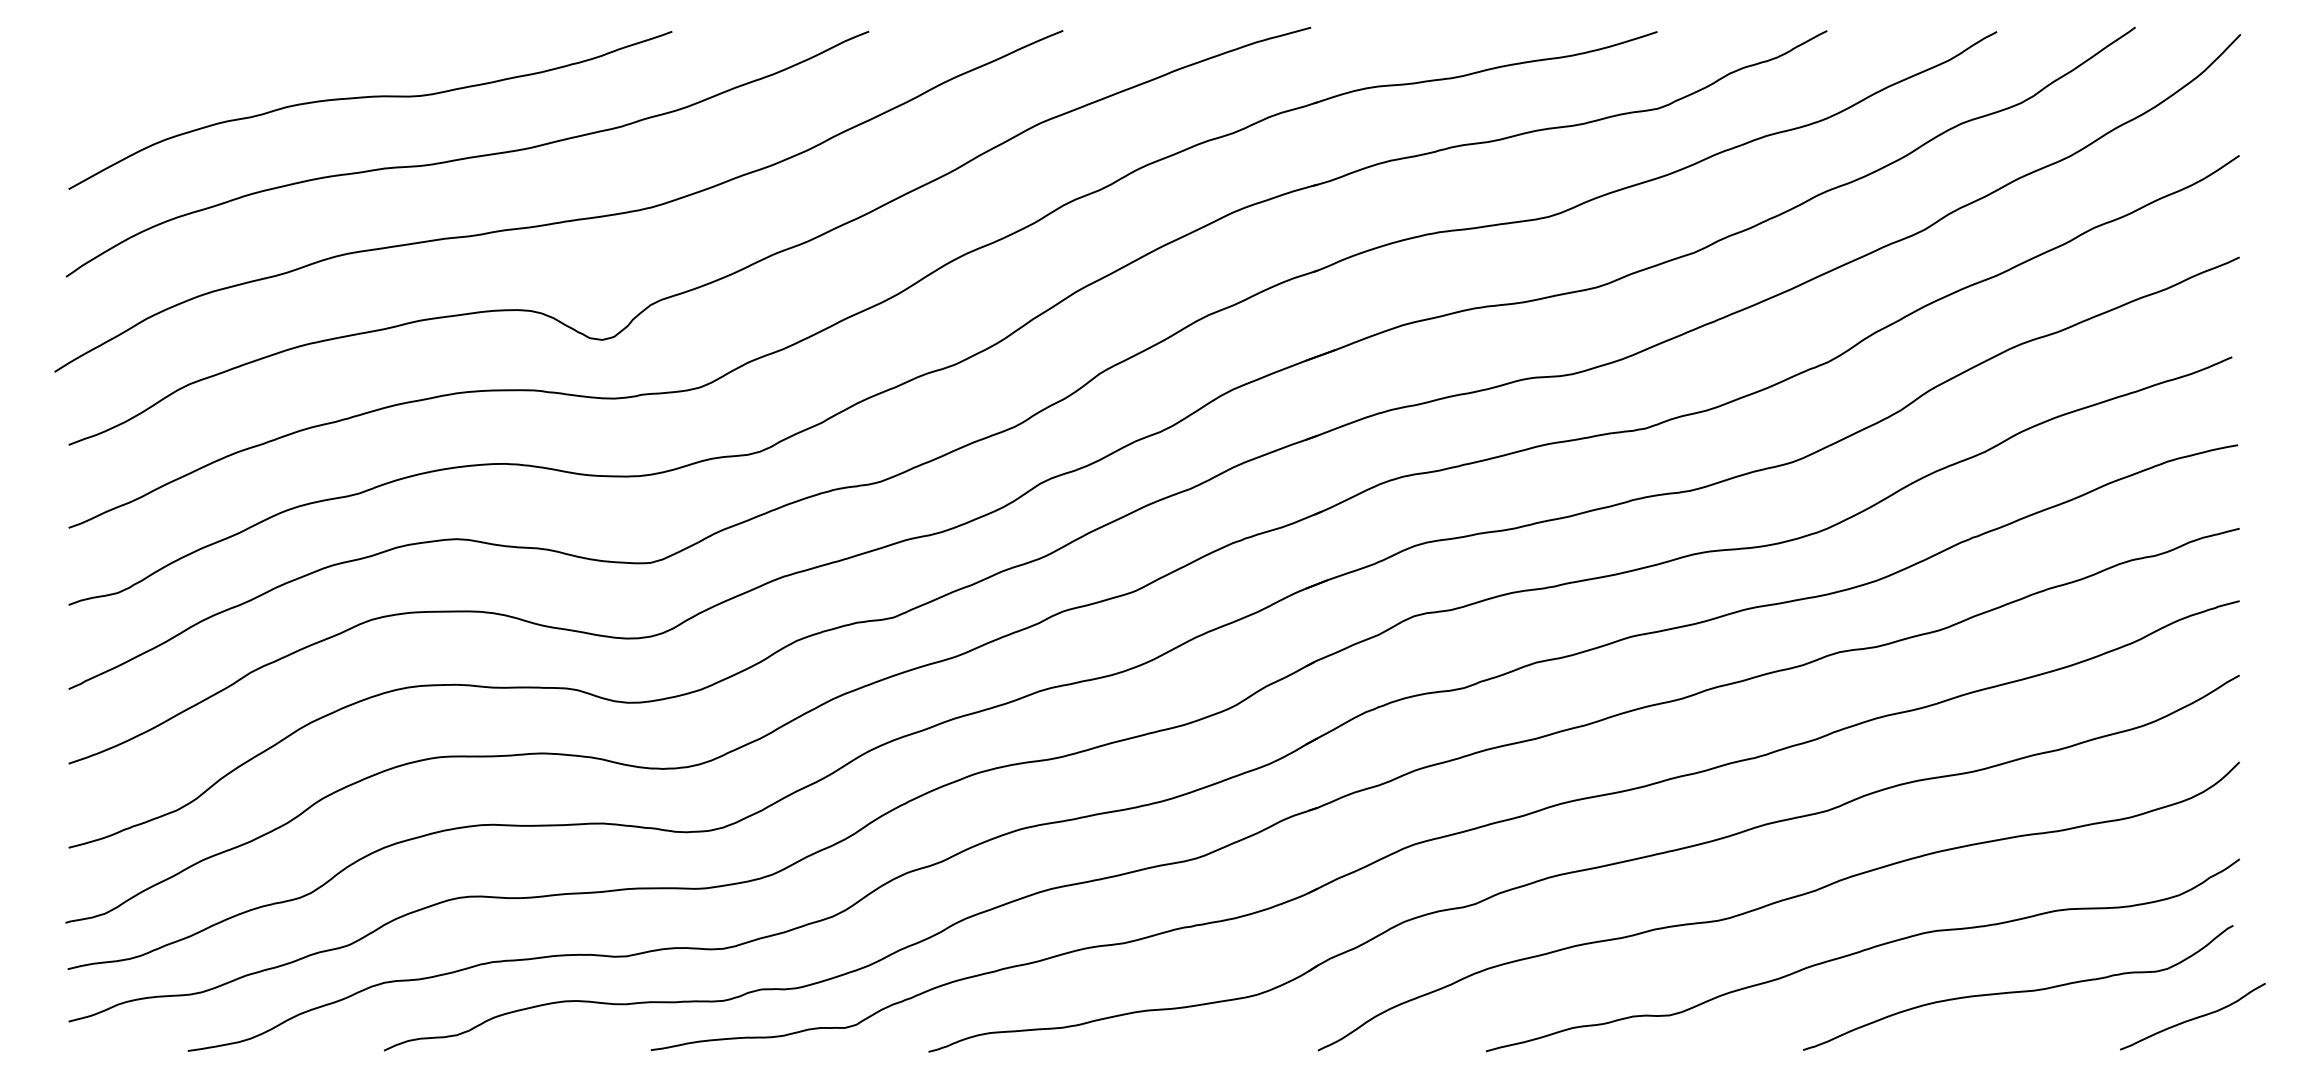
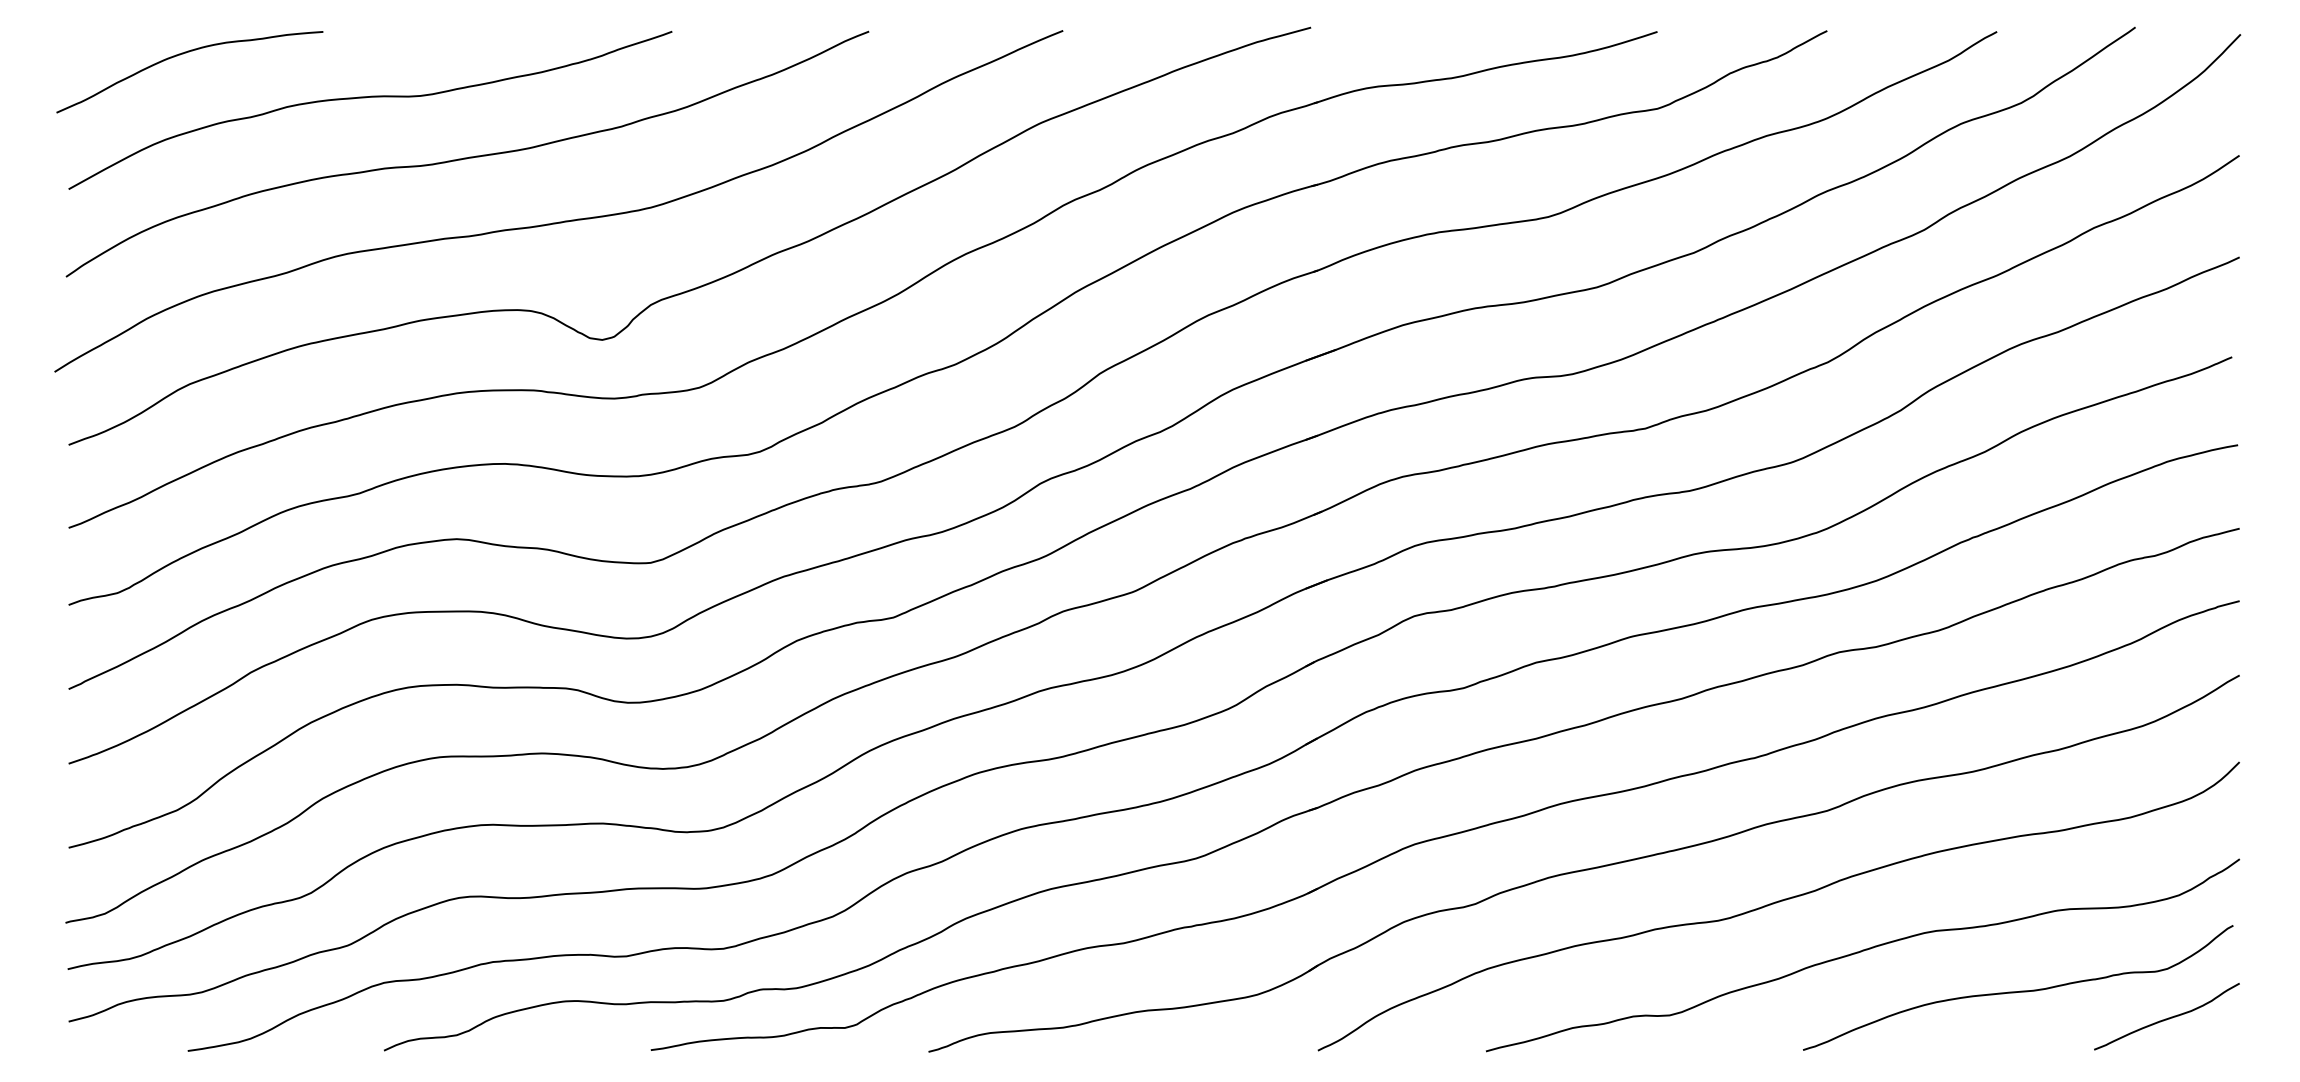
curve: none -> present (183, 54)
curve position: (2192, 1018) -> (2166, 1018) (2166, 1018)
